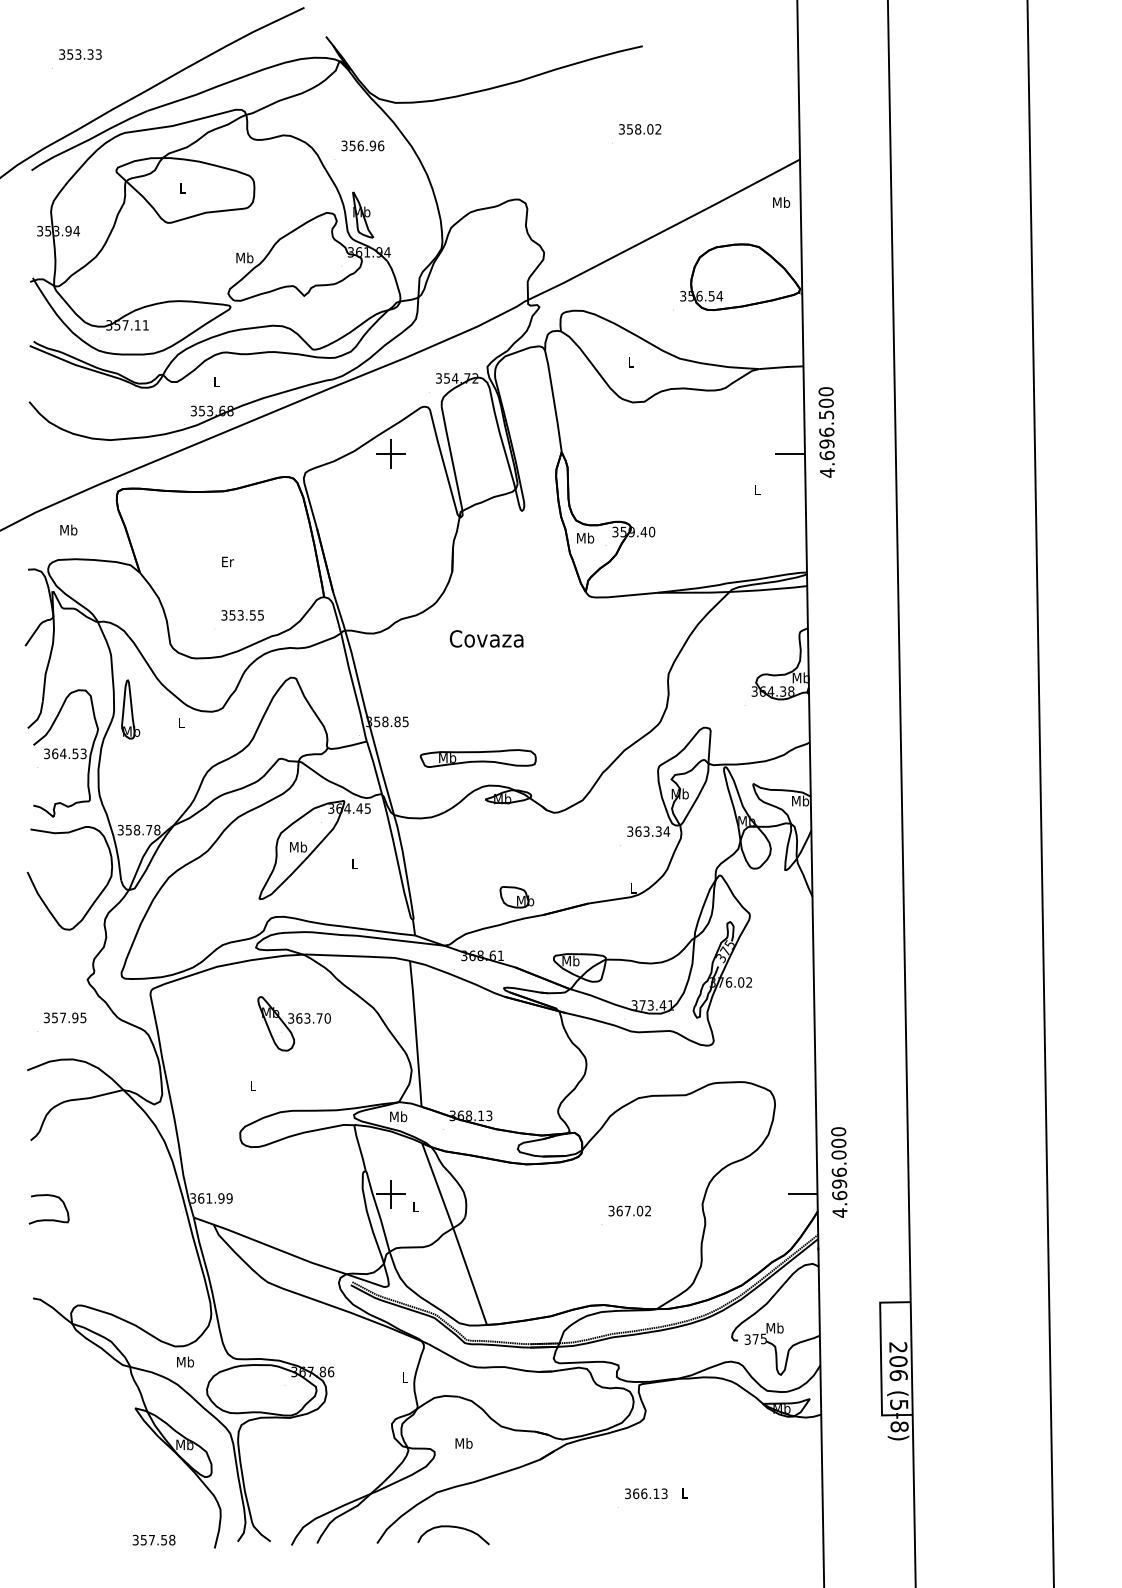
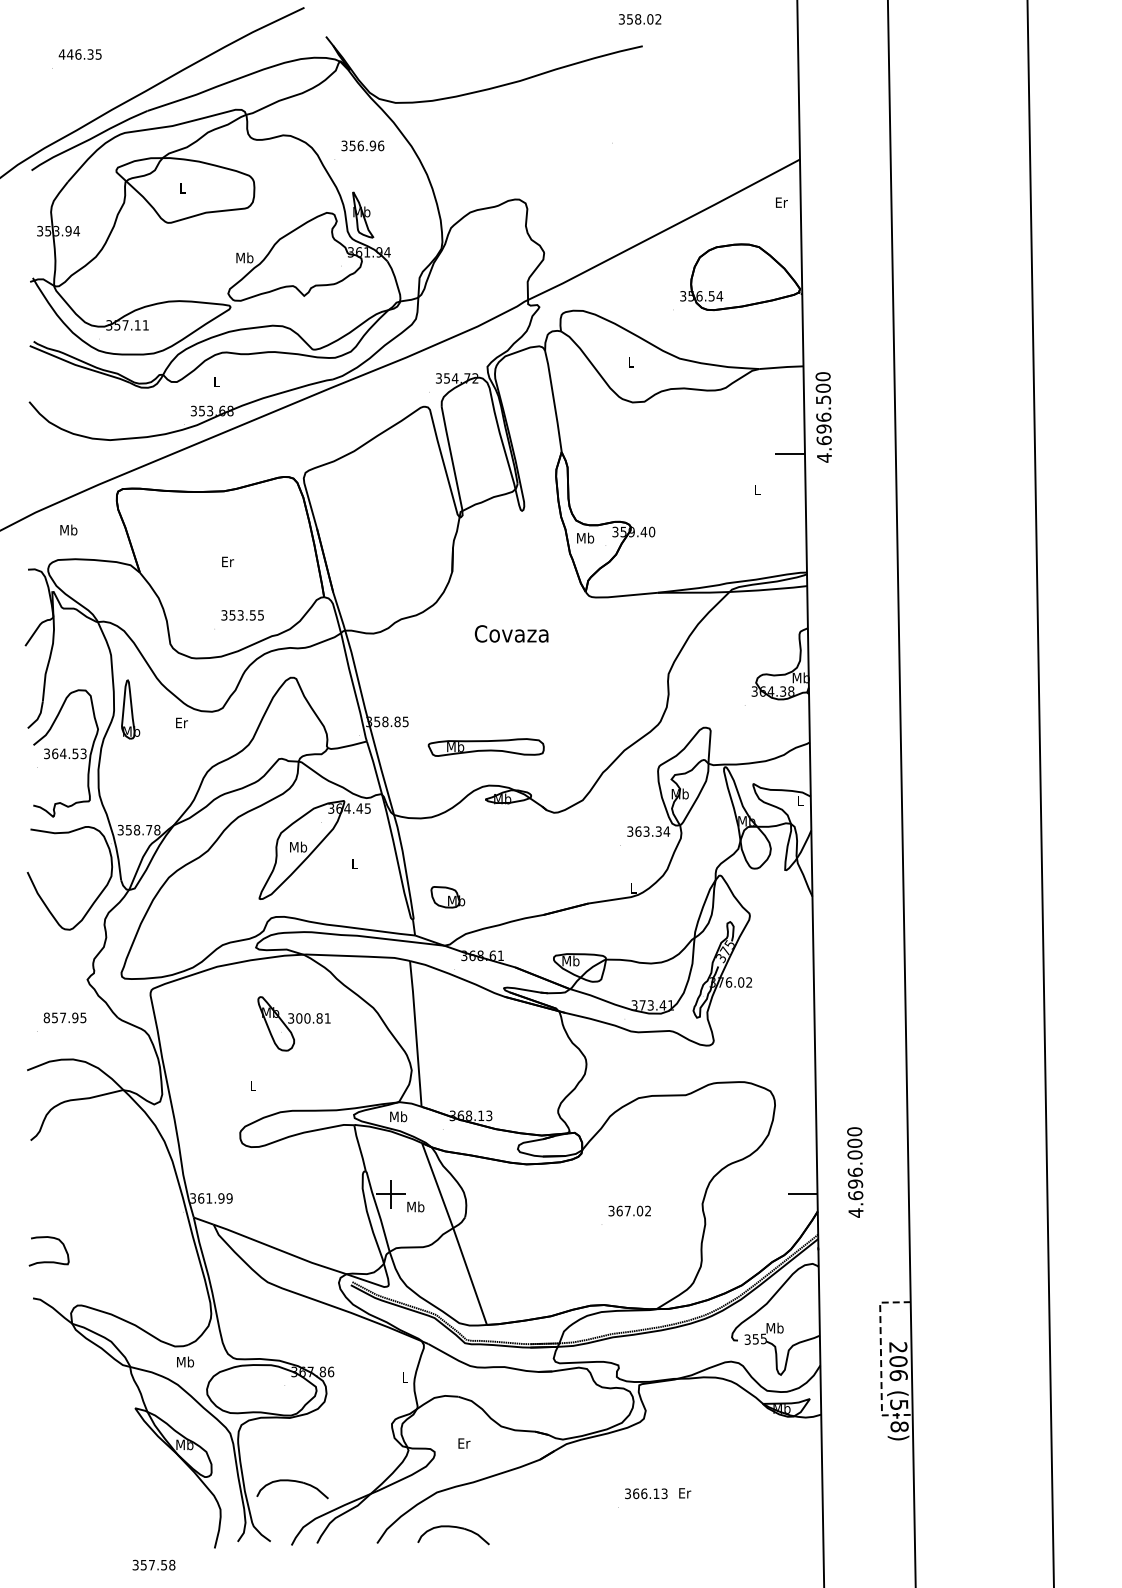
text: 353.33 -> 446.35 (79, 54)
text position: (639, 129) -> (639, 19) (639, 19)
text: Mb -> Er (781, 202)
text position: (826, 432) -> (823, 417) (823, 417)
part: present -> none (390, 453)
text position: (486, 638) -> (511, 633) (511, 633)
text: L -> Er (181, 722)
part position: (477, 758) -> (485, 747) (485, 747)
text: Mb -> L (800, 800)
part position: (516, 897) -> (447, 897) (447, 897)
text: 357.95 -> 857.95 (46, 1017)
text: 363.70 -> 300.81 (313, 1018)
text position: (839, 1172) -> (855, 1172) (855, 1172)
text: L -> Mb (415, 1206)
curve position: (48, 1219) -> (48, 1261) (48, 1261)
text: 375 -> 355 (755, 1339)
line: solid -> dashed (881, 1359)
text: Mb -> Er (463, 1443)
part: none -> present (295, 1482)
text: L -> Er (685, 1493)
text position: (153, 1539) -> (153, 1564) (153, 1564)
